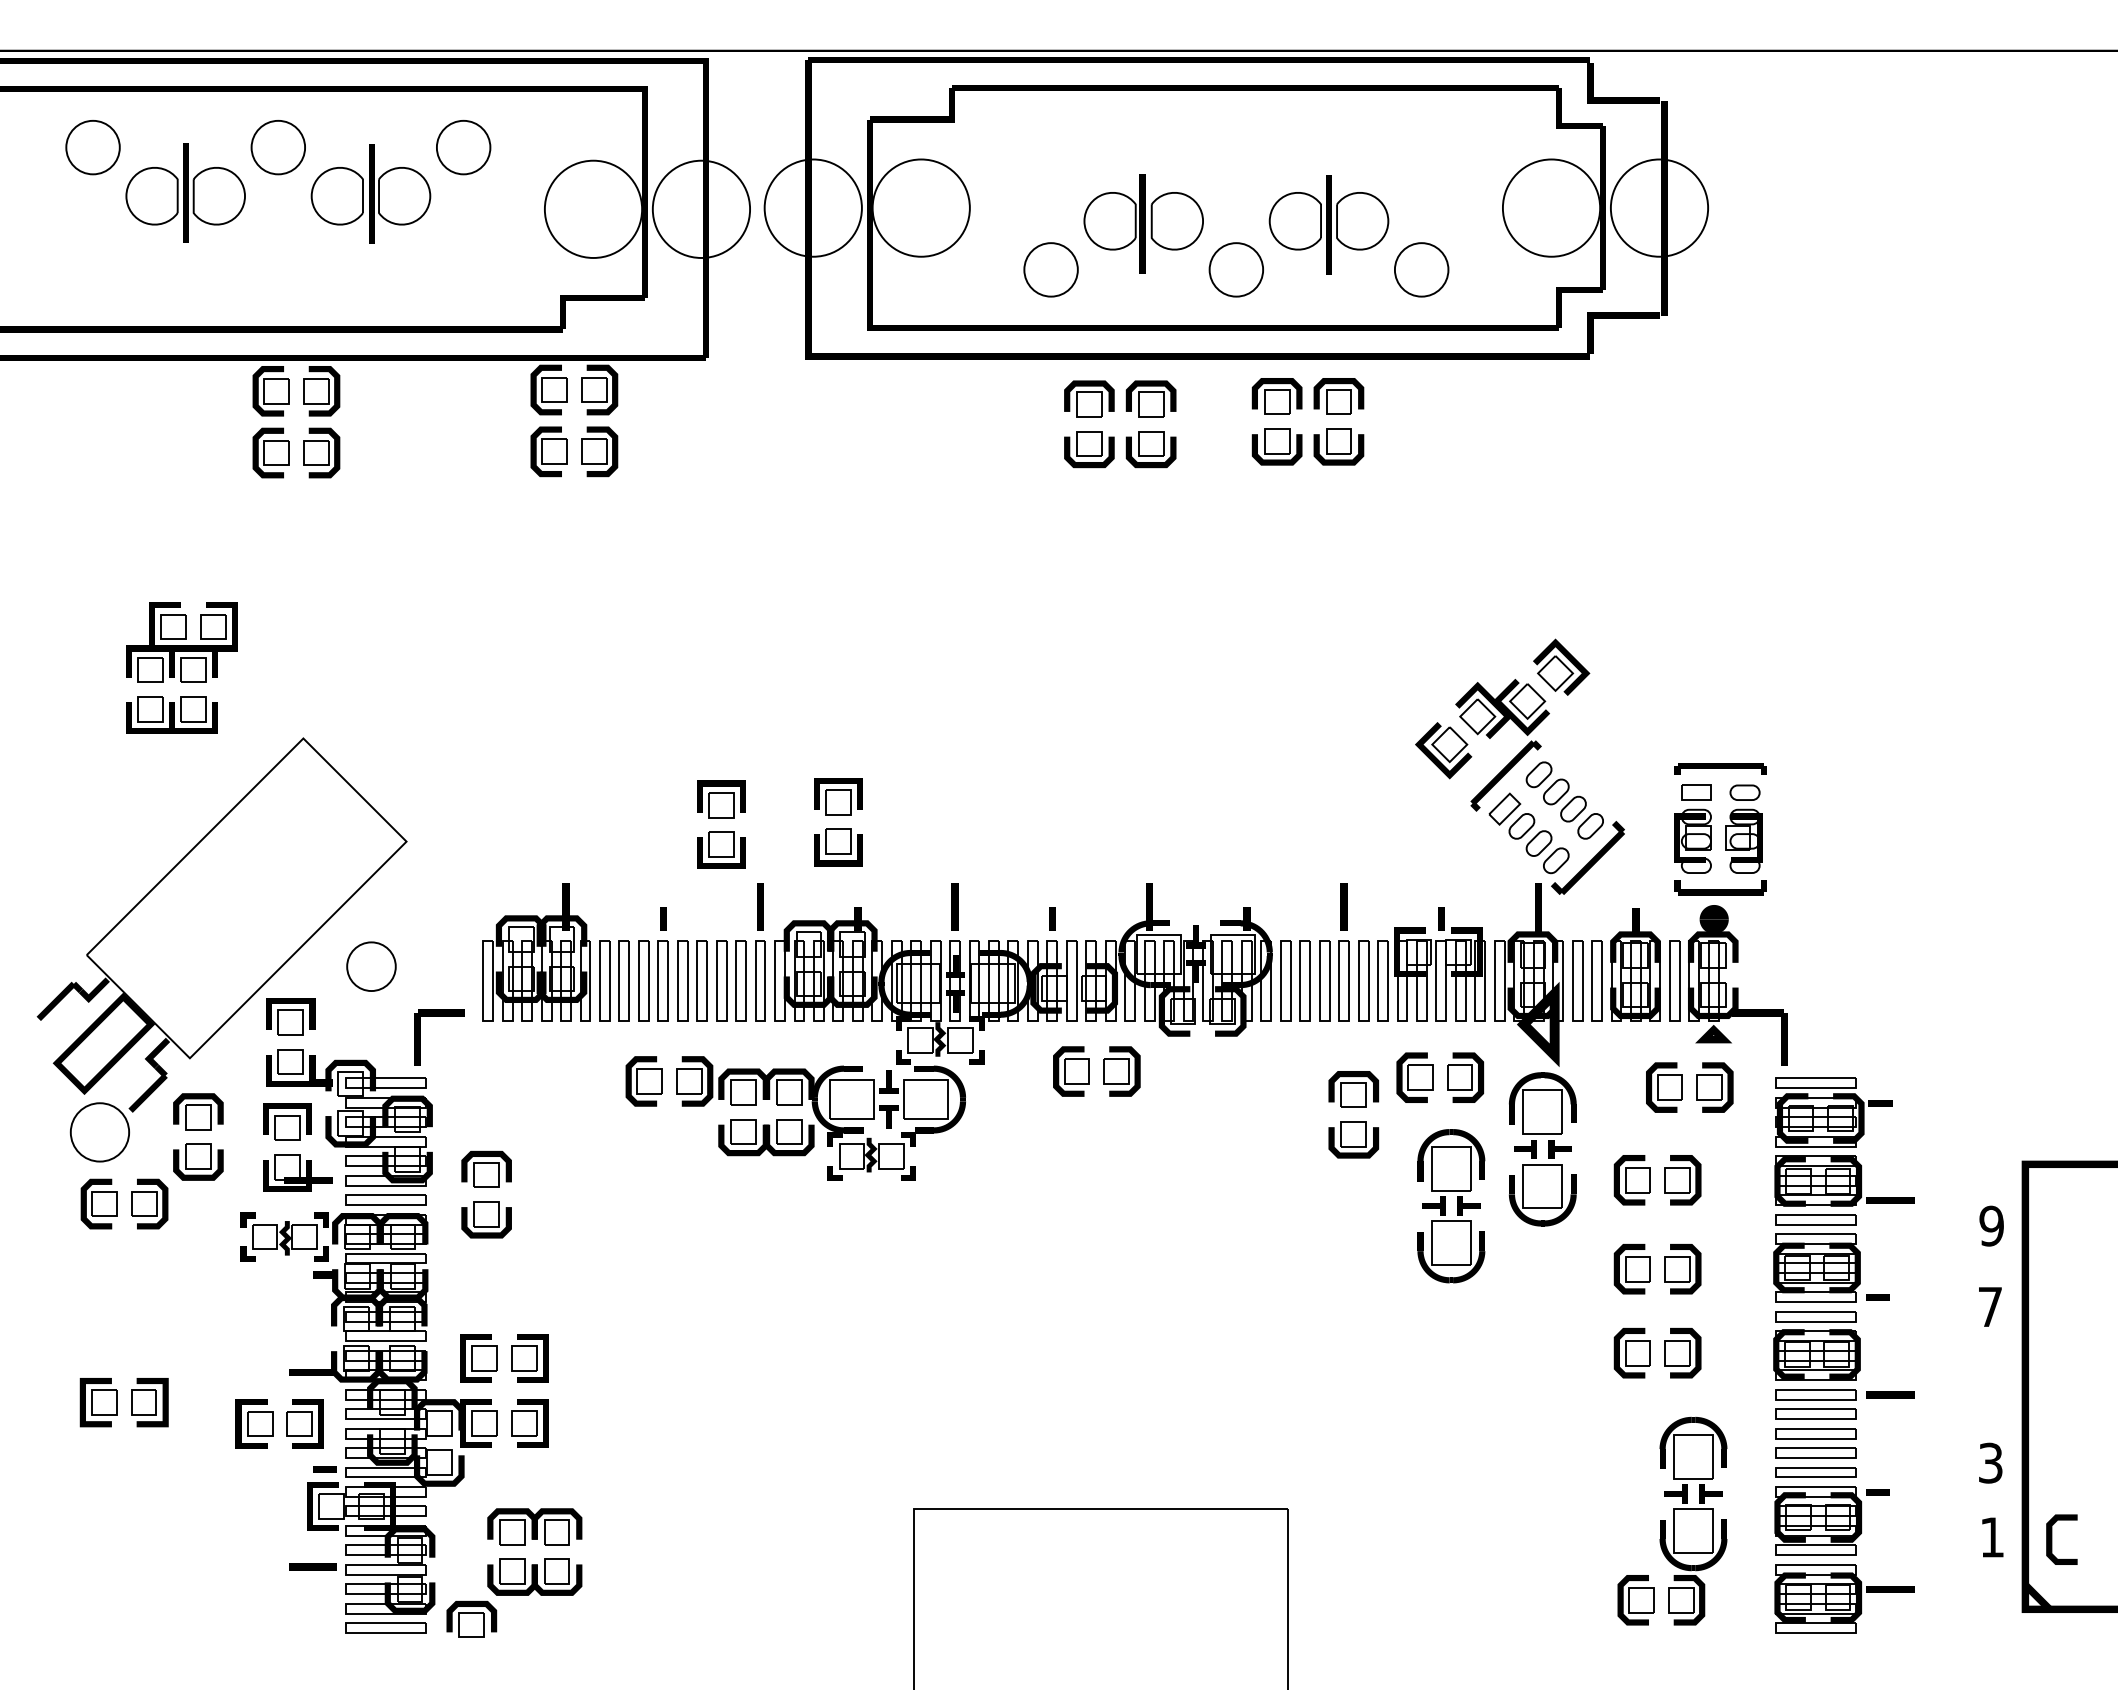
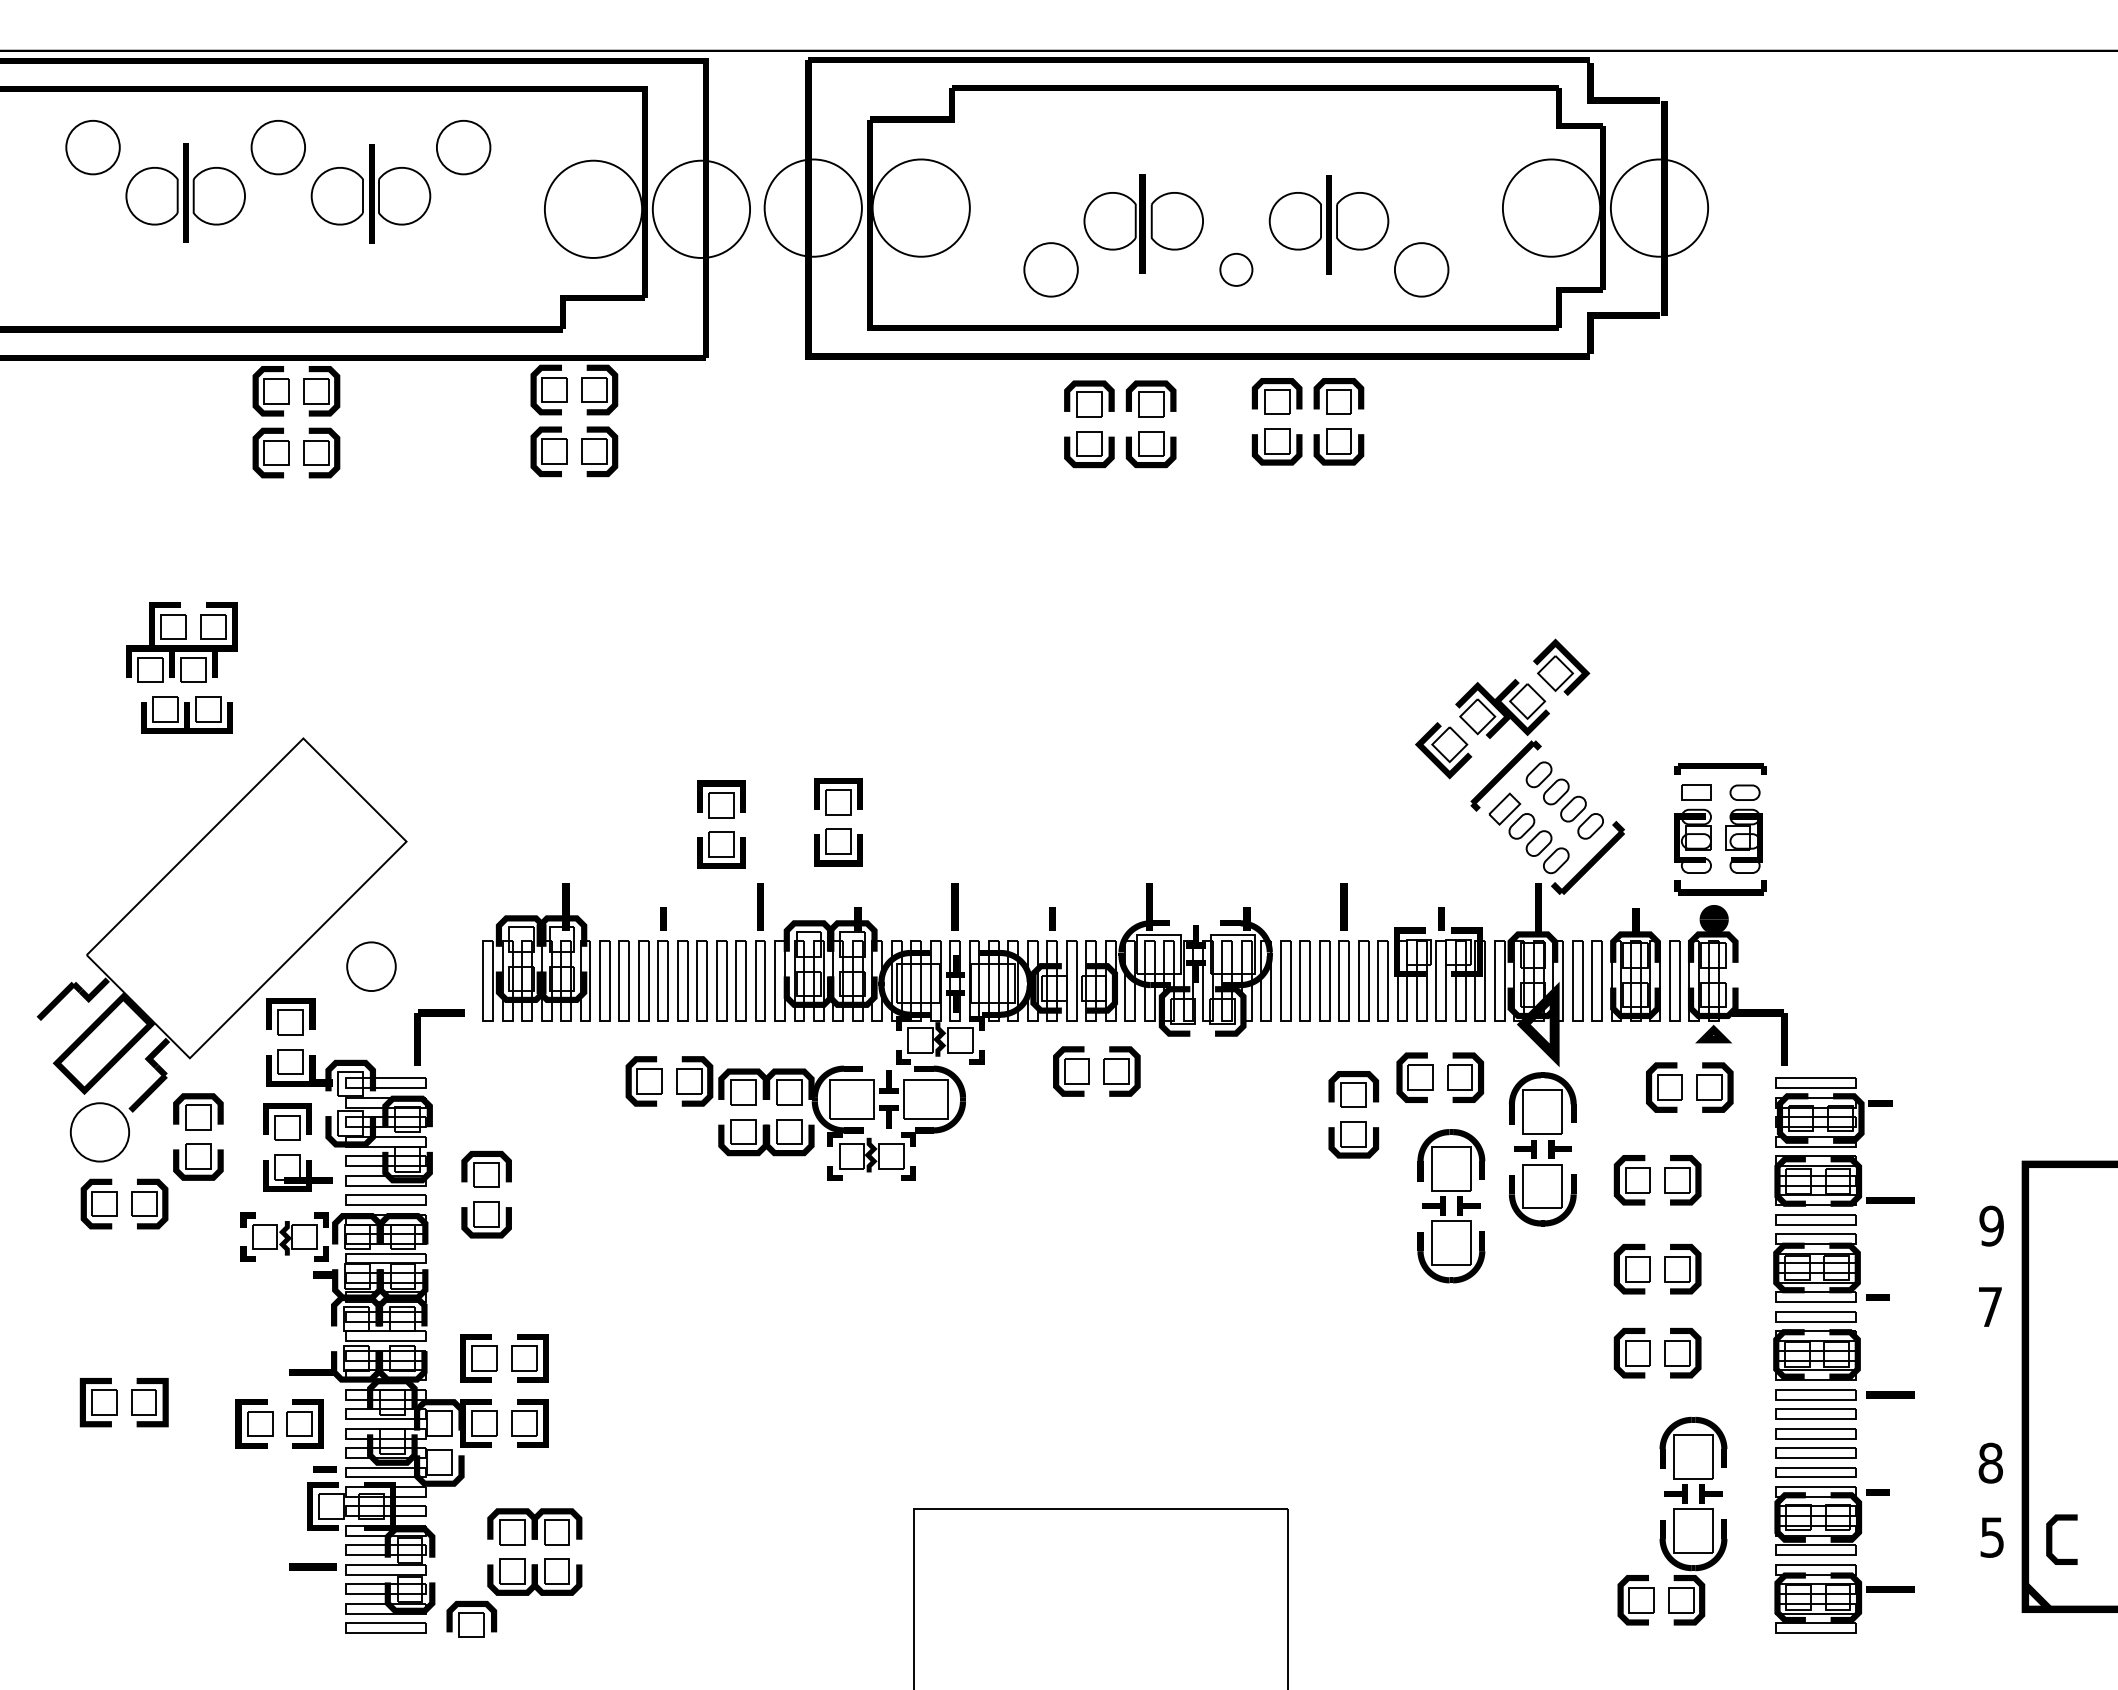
circle diameter: 53 px -> 32 px (1236, 269)
part position: (171, 714) -> (186, 714) (186, 714)
text: 3 -> 8 (1990, 1462)
text: 1 -> 5 (1991, 1537)
